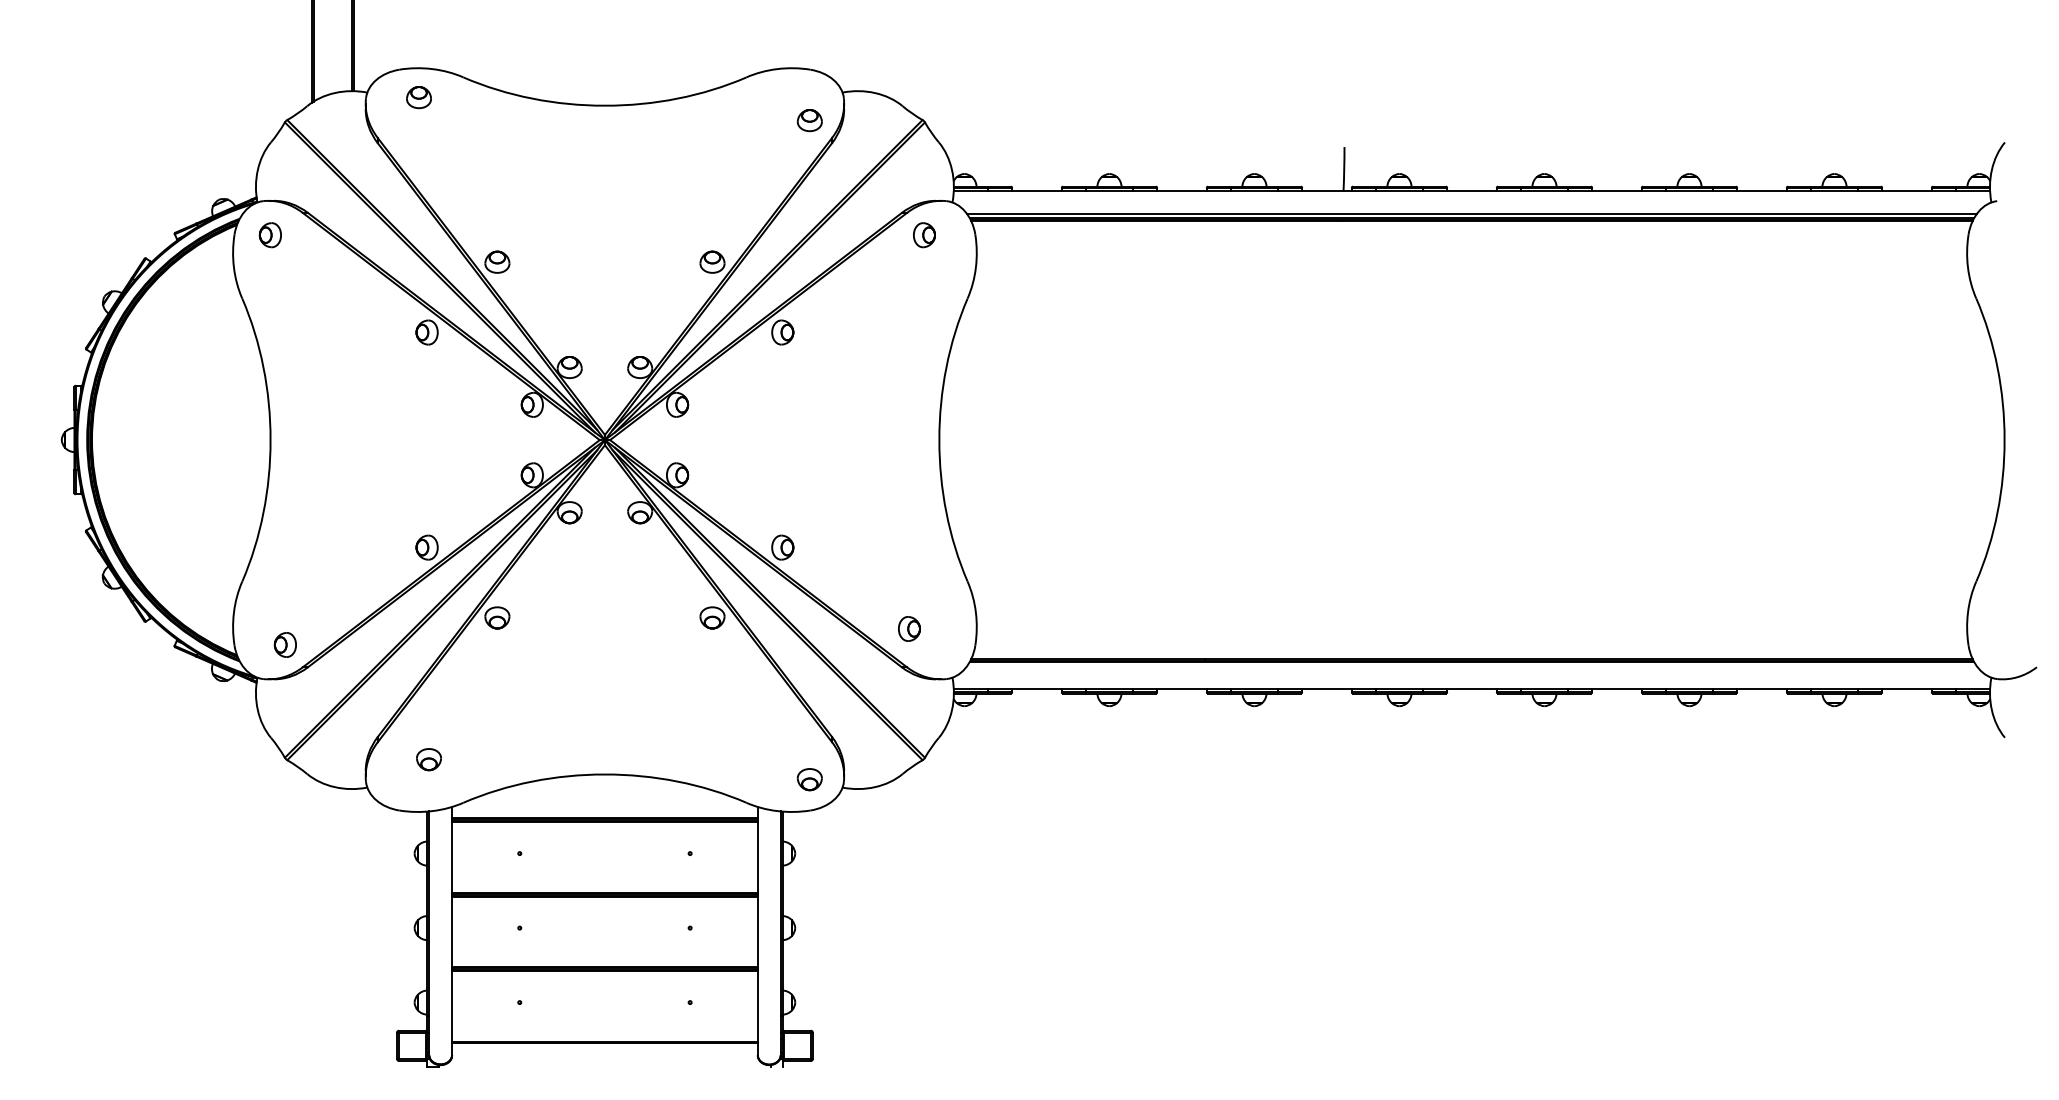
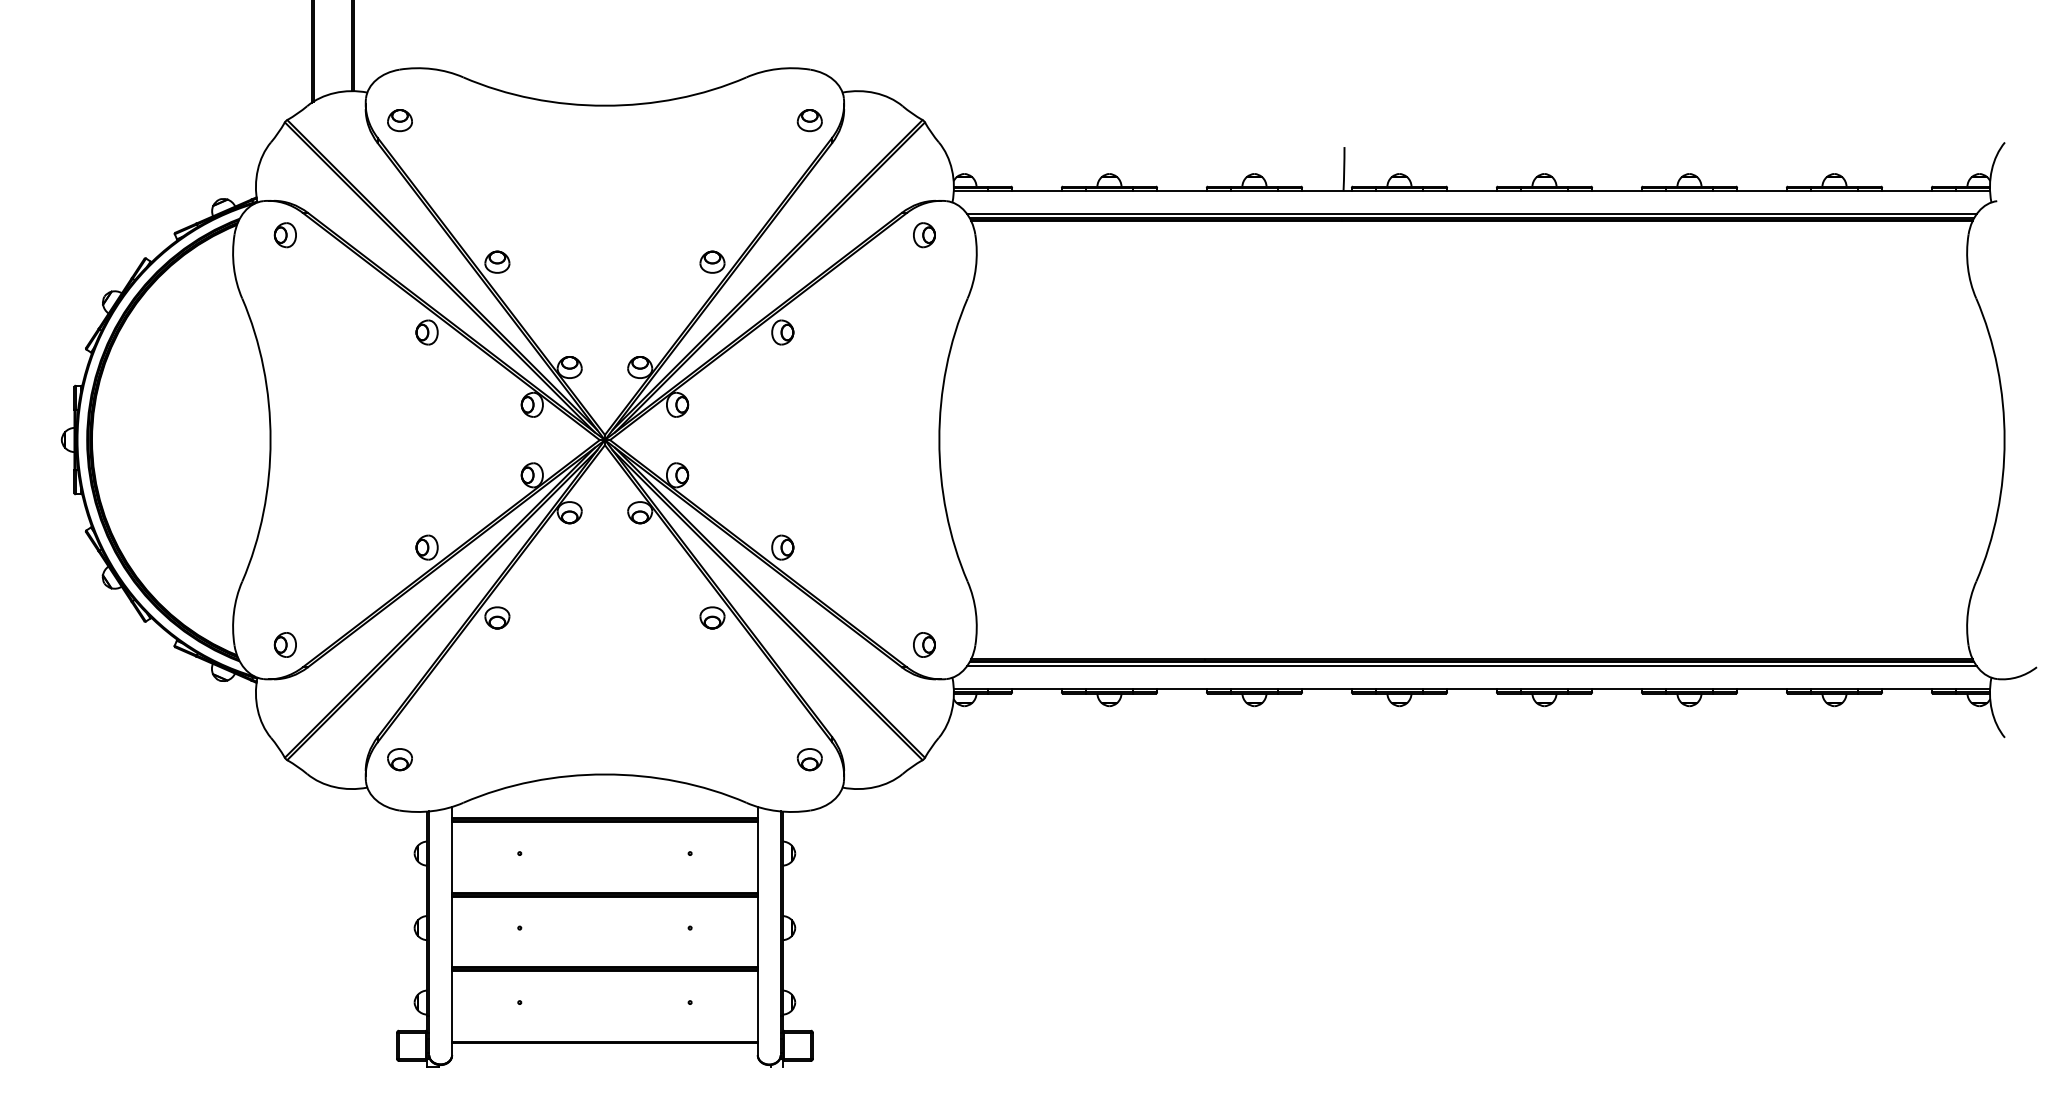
part position: (418, 97) -> (399, 120) (399, 120)
part position: (269, 235) -> (284, 235) (284, 235)
part position: (909, 628) -> (924, 644) (924, 644)
line: none -> present (1471, 666)
part position: (428, 759) -> (399, 759) (399, 759)
part position: (809, 779) -> (809, 759) (809, 759)
